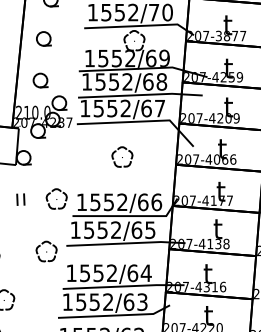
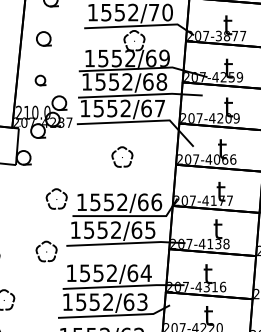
part size: 17x17 px -> 13x13 px (40, 80)
part: present -> none (20, 199)
